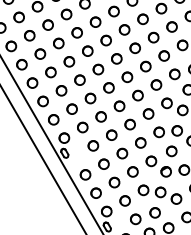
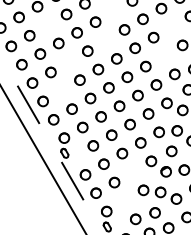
part: present -> none (113, 11)
circle: present -> none (47, 24)
circle: present -> none (171, 26)
part: present -> none (105, 40)
circle: present -> none (163, 55)
part: present -> none (69, 61)
part: present -> none (61, 90)
line: solid -> dashed (51, 145)
circle: present -> none (132, 171)
circle: present -> none (124, 200)
